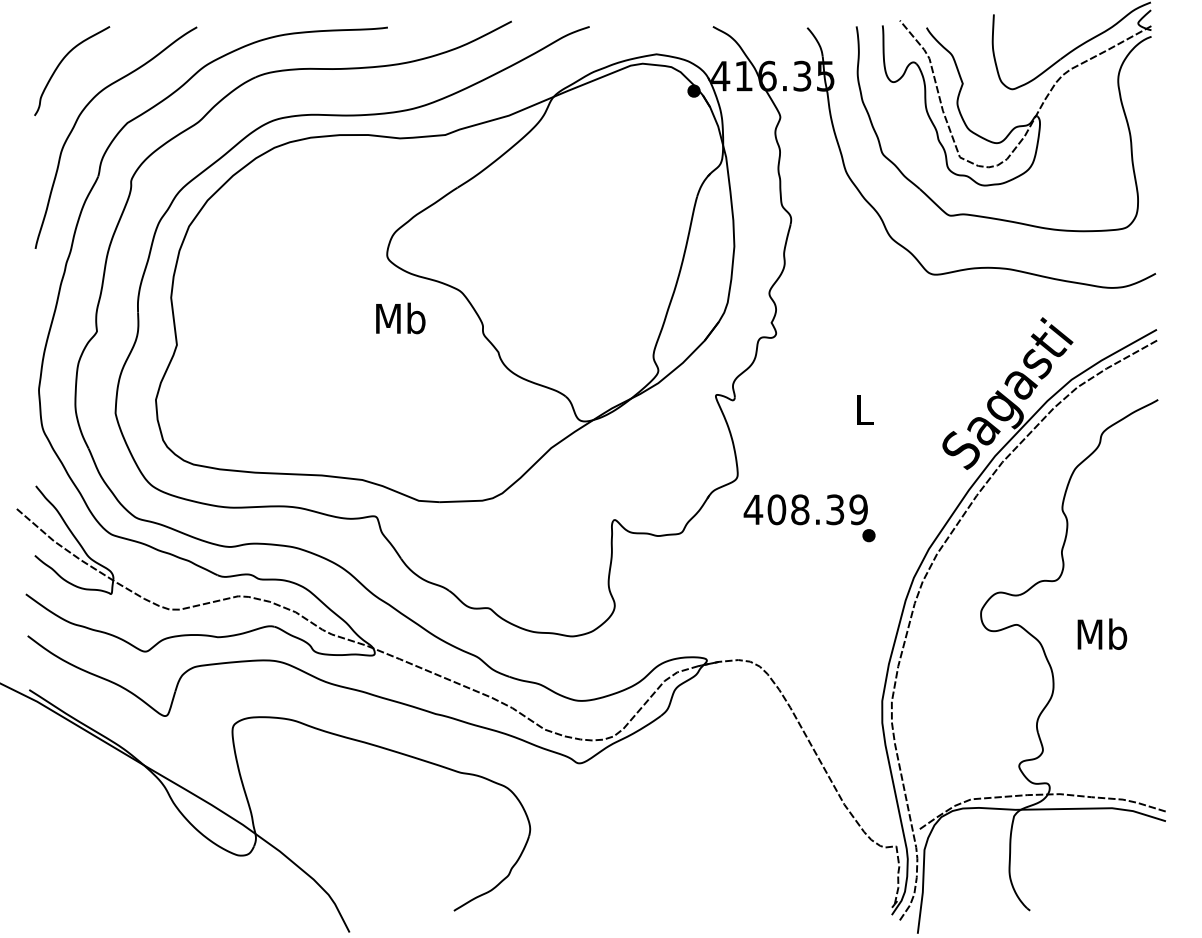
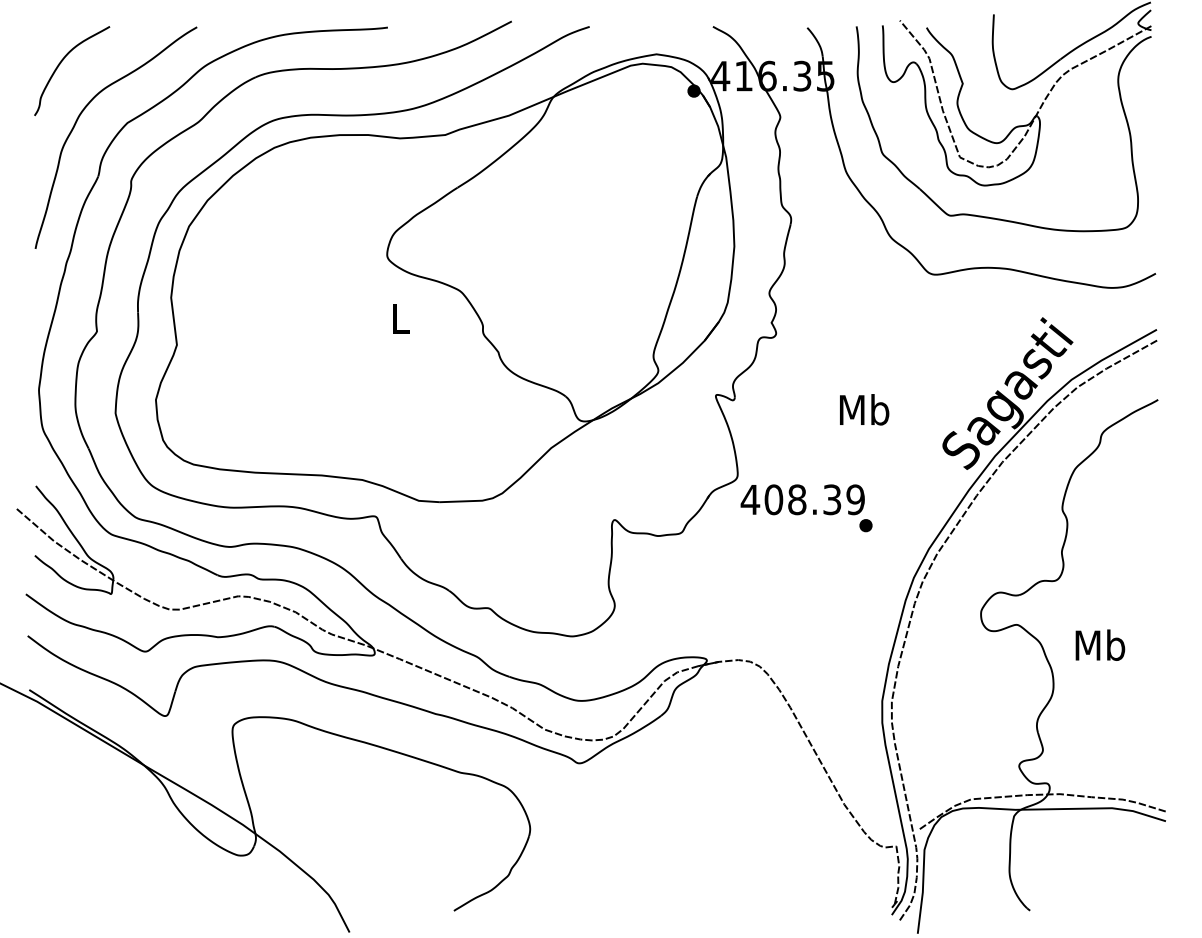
text: Mb -> L (400, 318)
text: L -> Mb (864, 409)
text position: (809, 518) -> (806, 508) (806, 508)
text position: (1102, 633) -> (1100, 644) (1100, 644)
